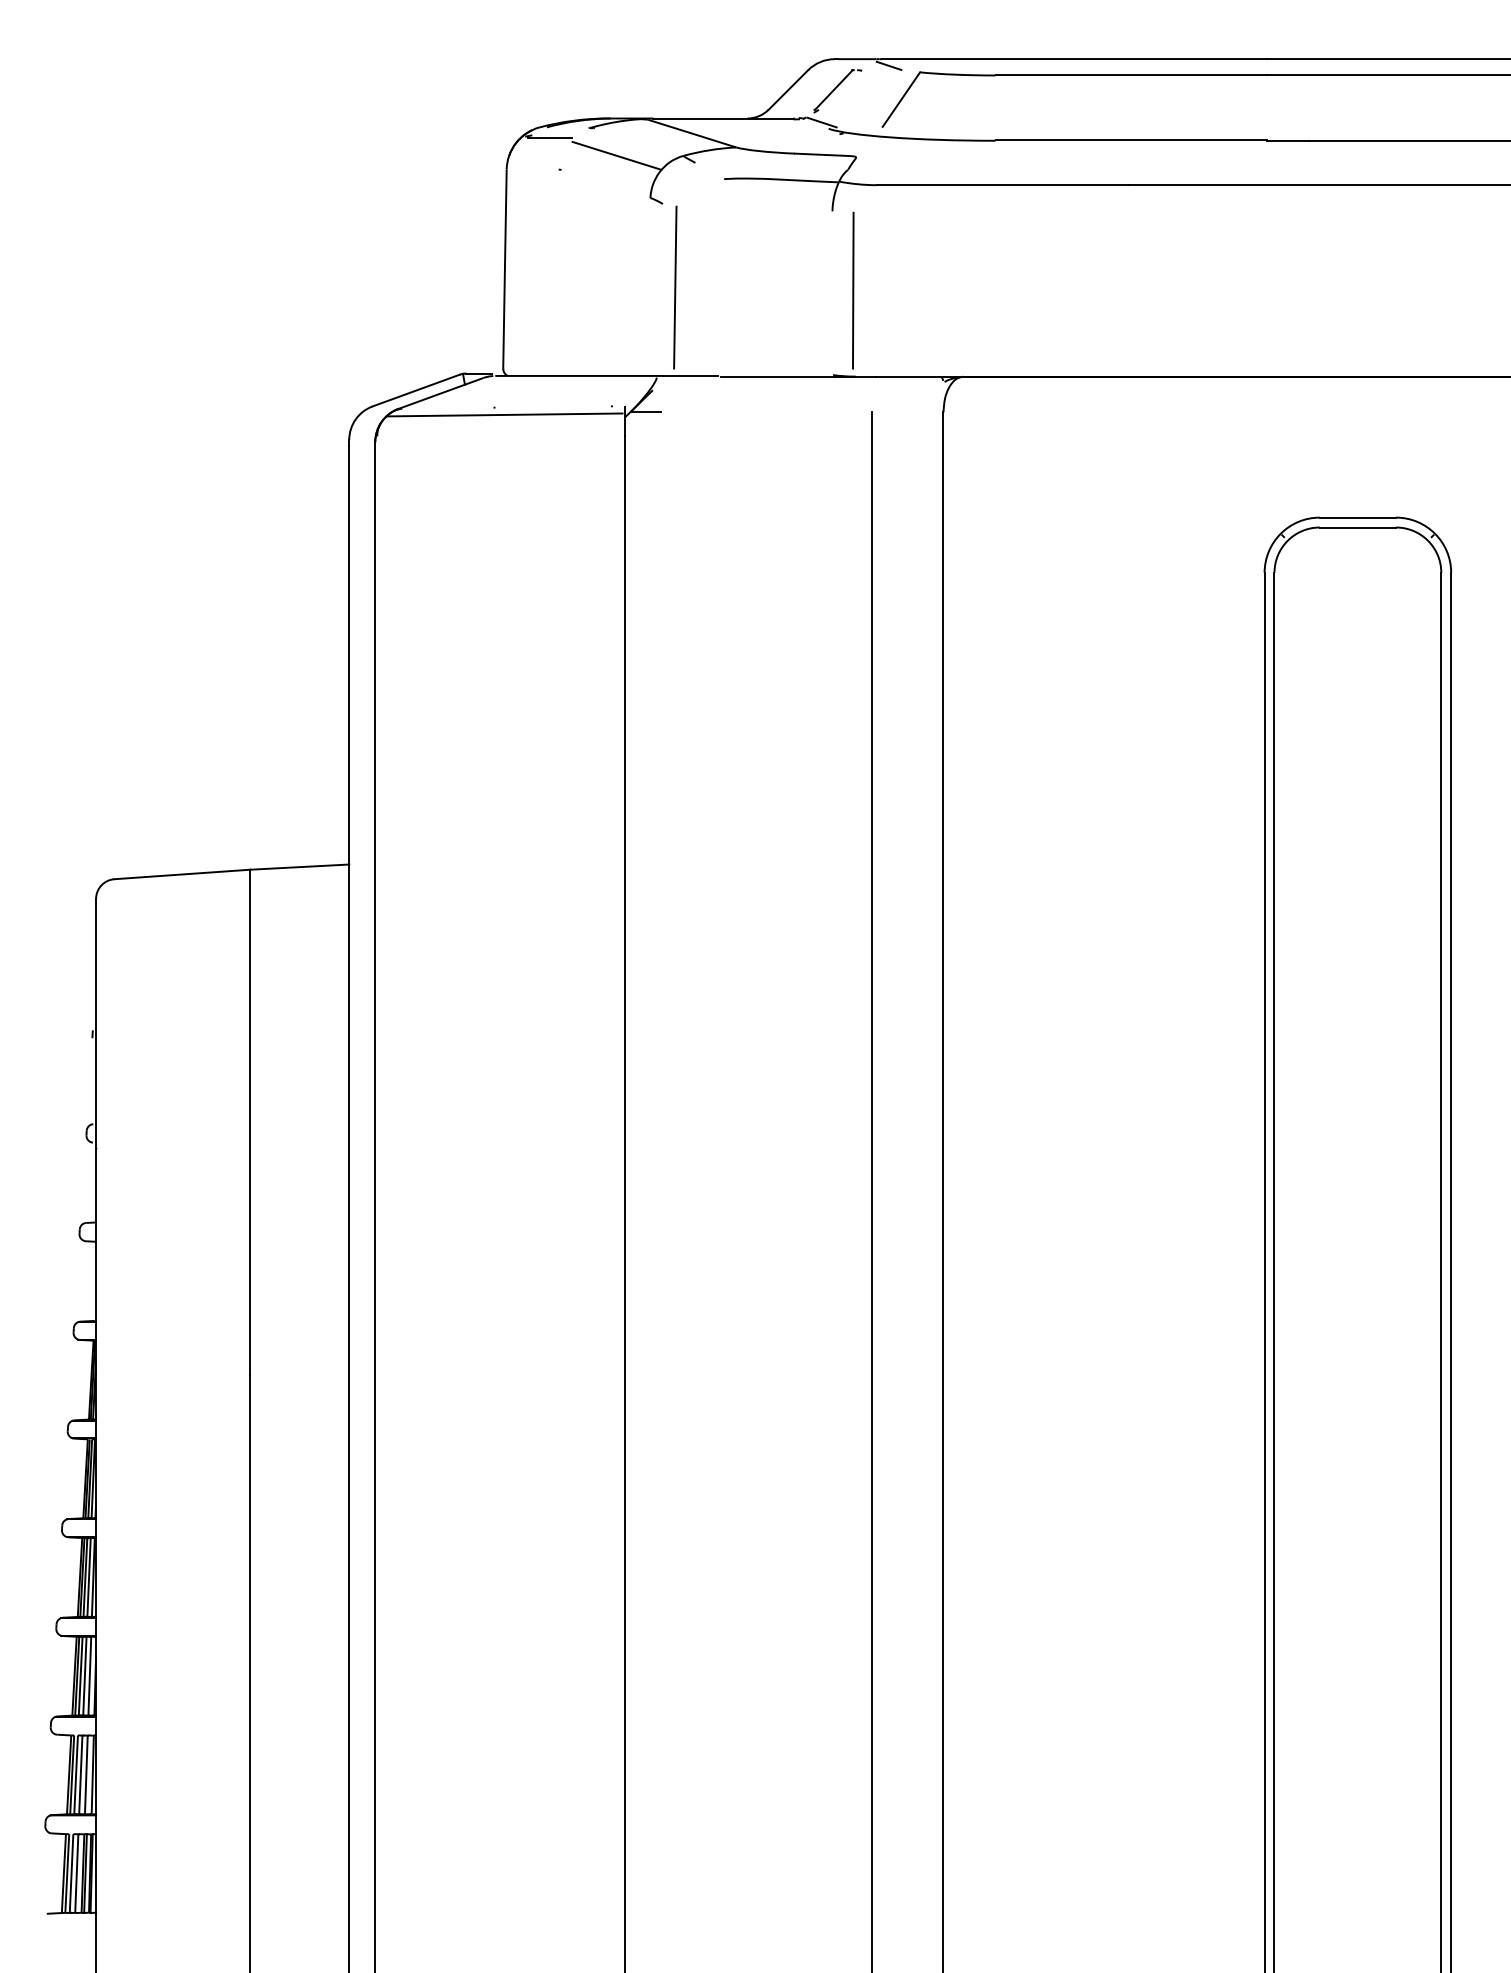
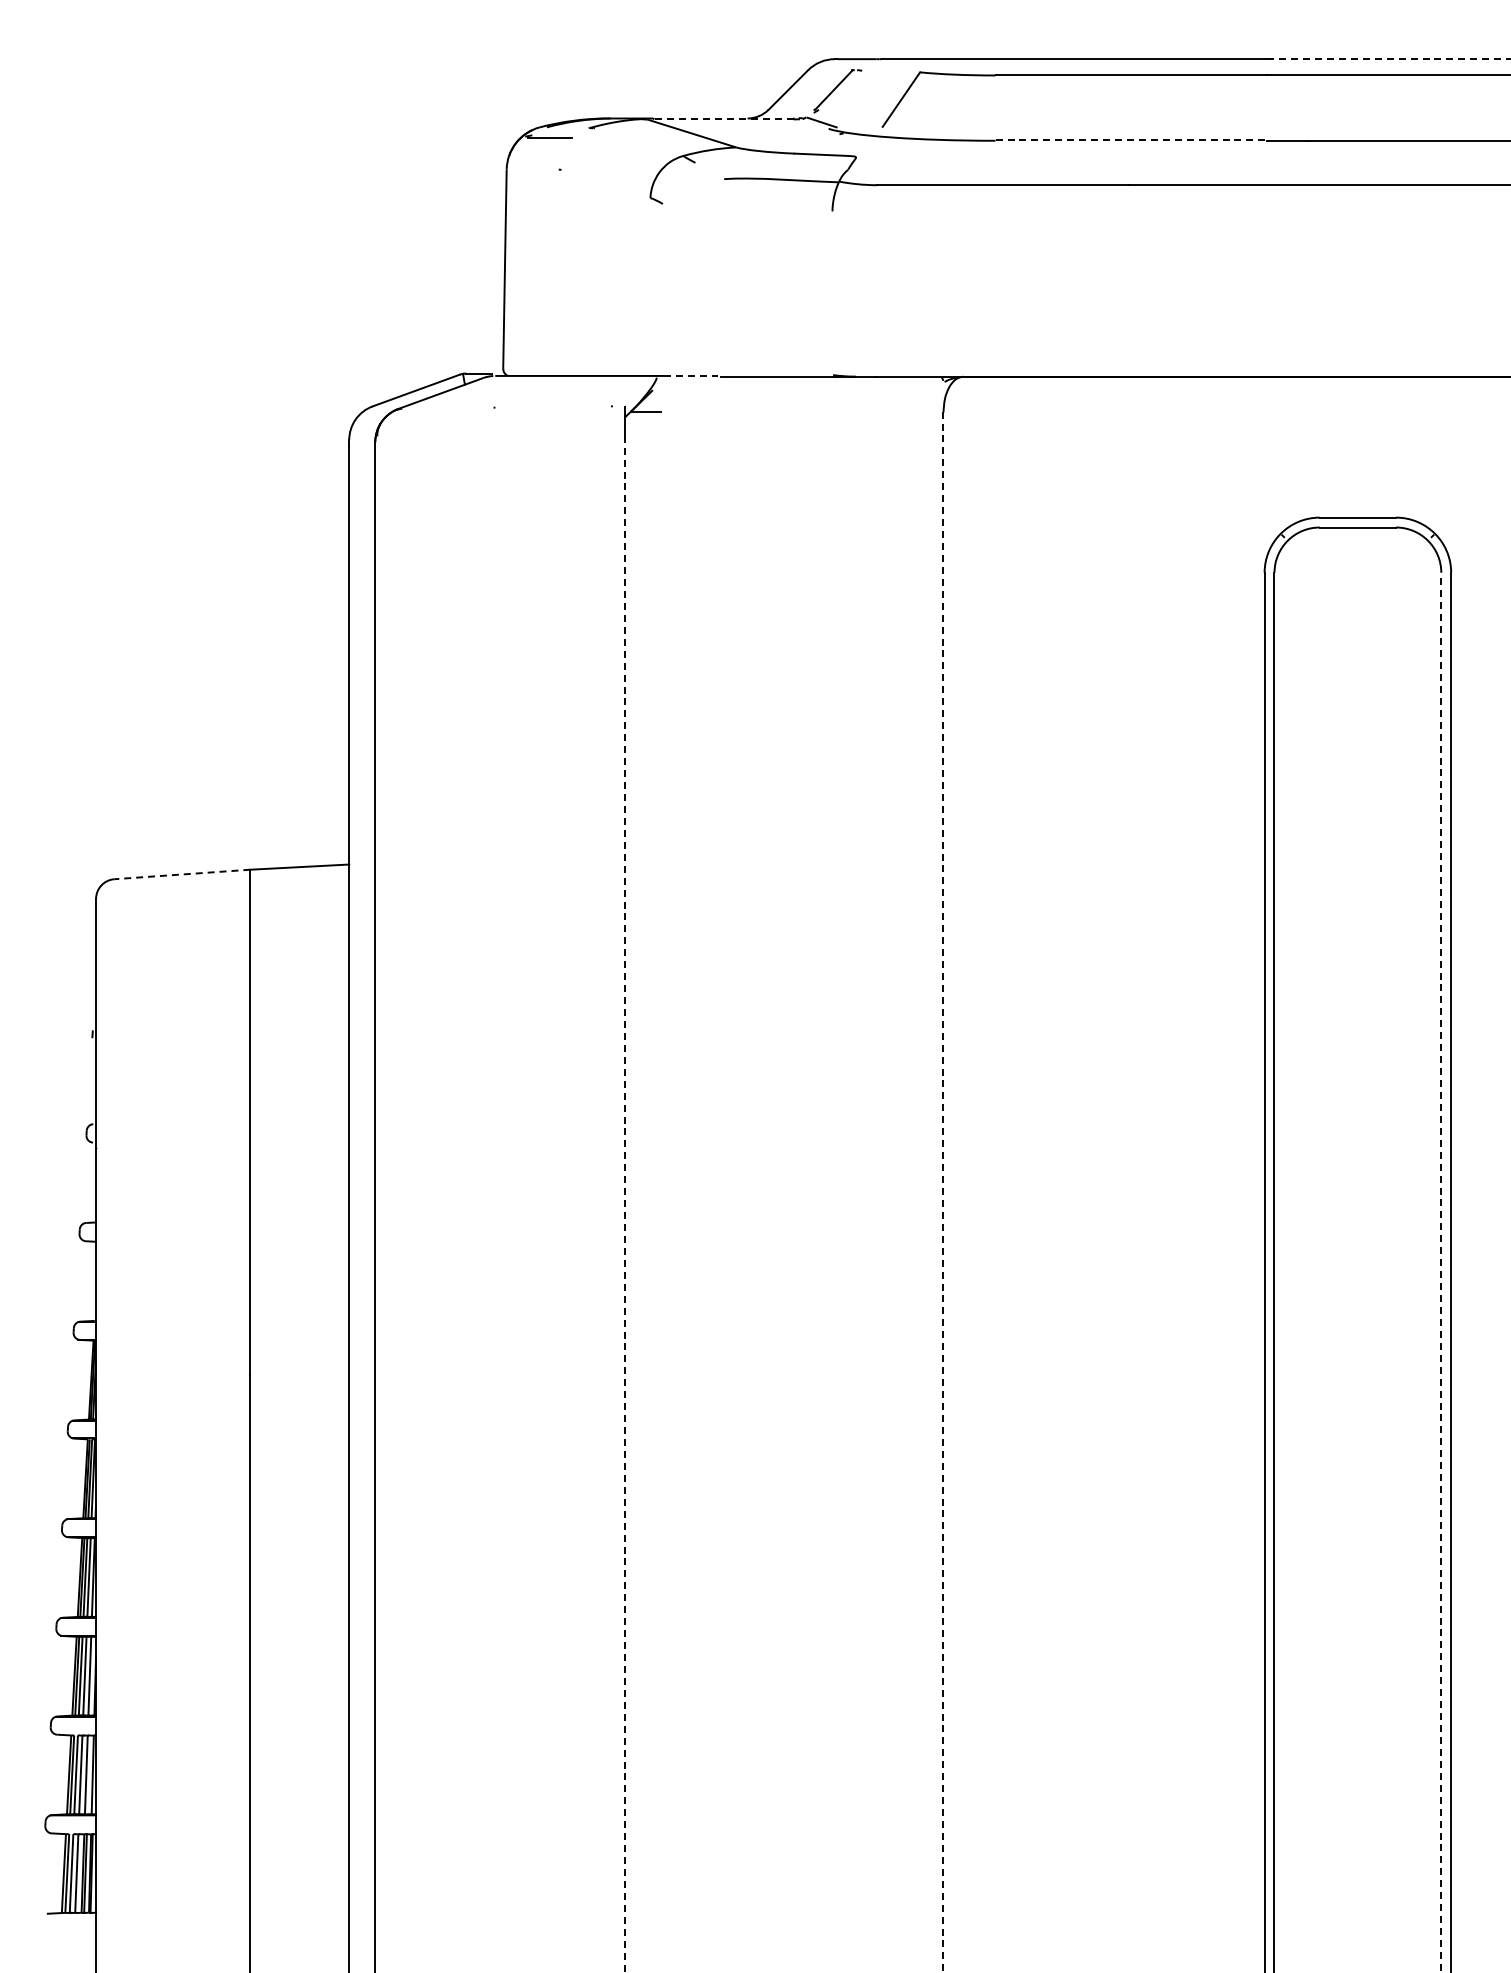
line: solid -> dashed (1389, 59)
line: present -> none (888, 65)
line: solid -> dashed (723, 118)
line: solid -> dashed (1131, 139)
line: present -> none (616, 155)
line: present -> none (675, 287)
line: present -> none (853, 290)
line: solid -> dashed (690, 375)
line: present -> none (504, 414)
line: solid -> dashed (181, 874)
line: present -> none (871, 1190)
line: solid -> dashed (943, 1192)
line: solid -> dashed (625, 1204)
line: solid -> dashed (1441, 1272)
